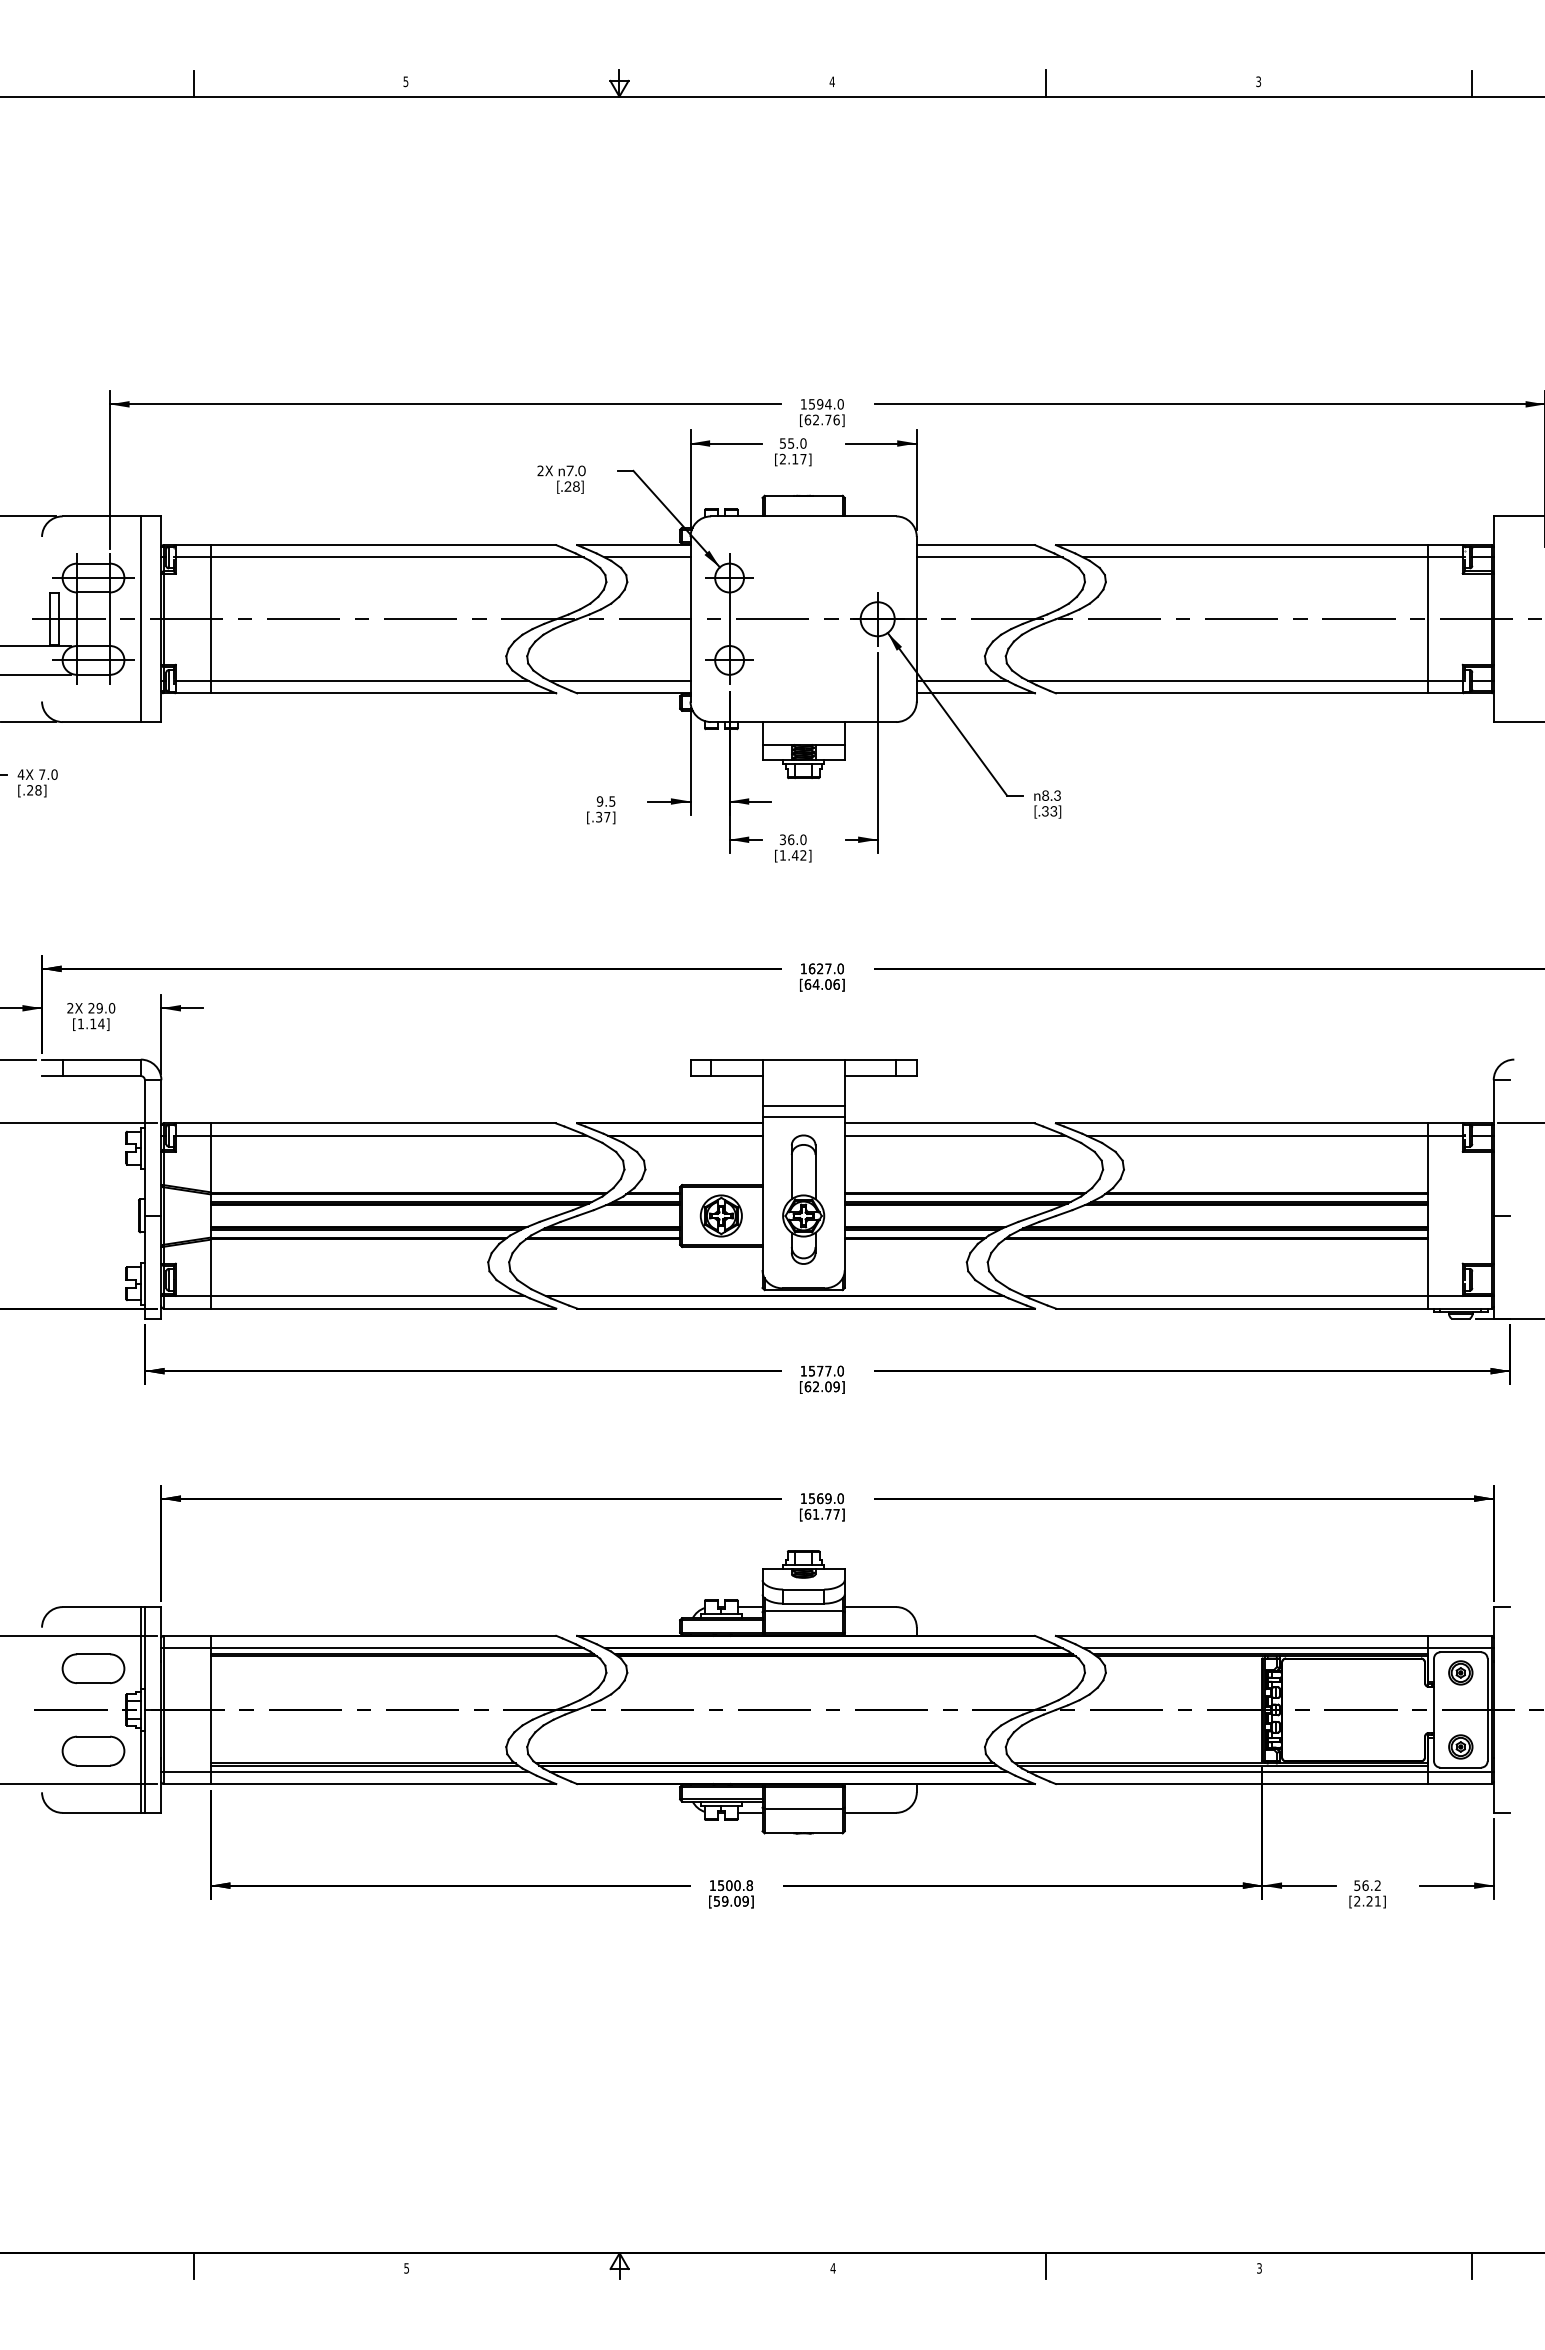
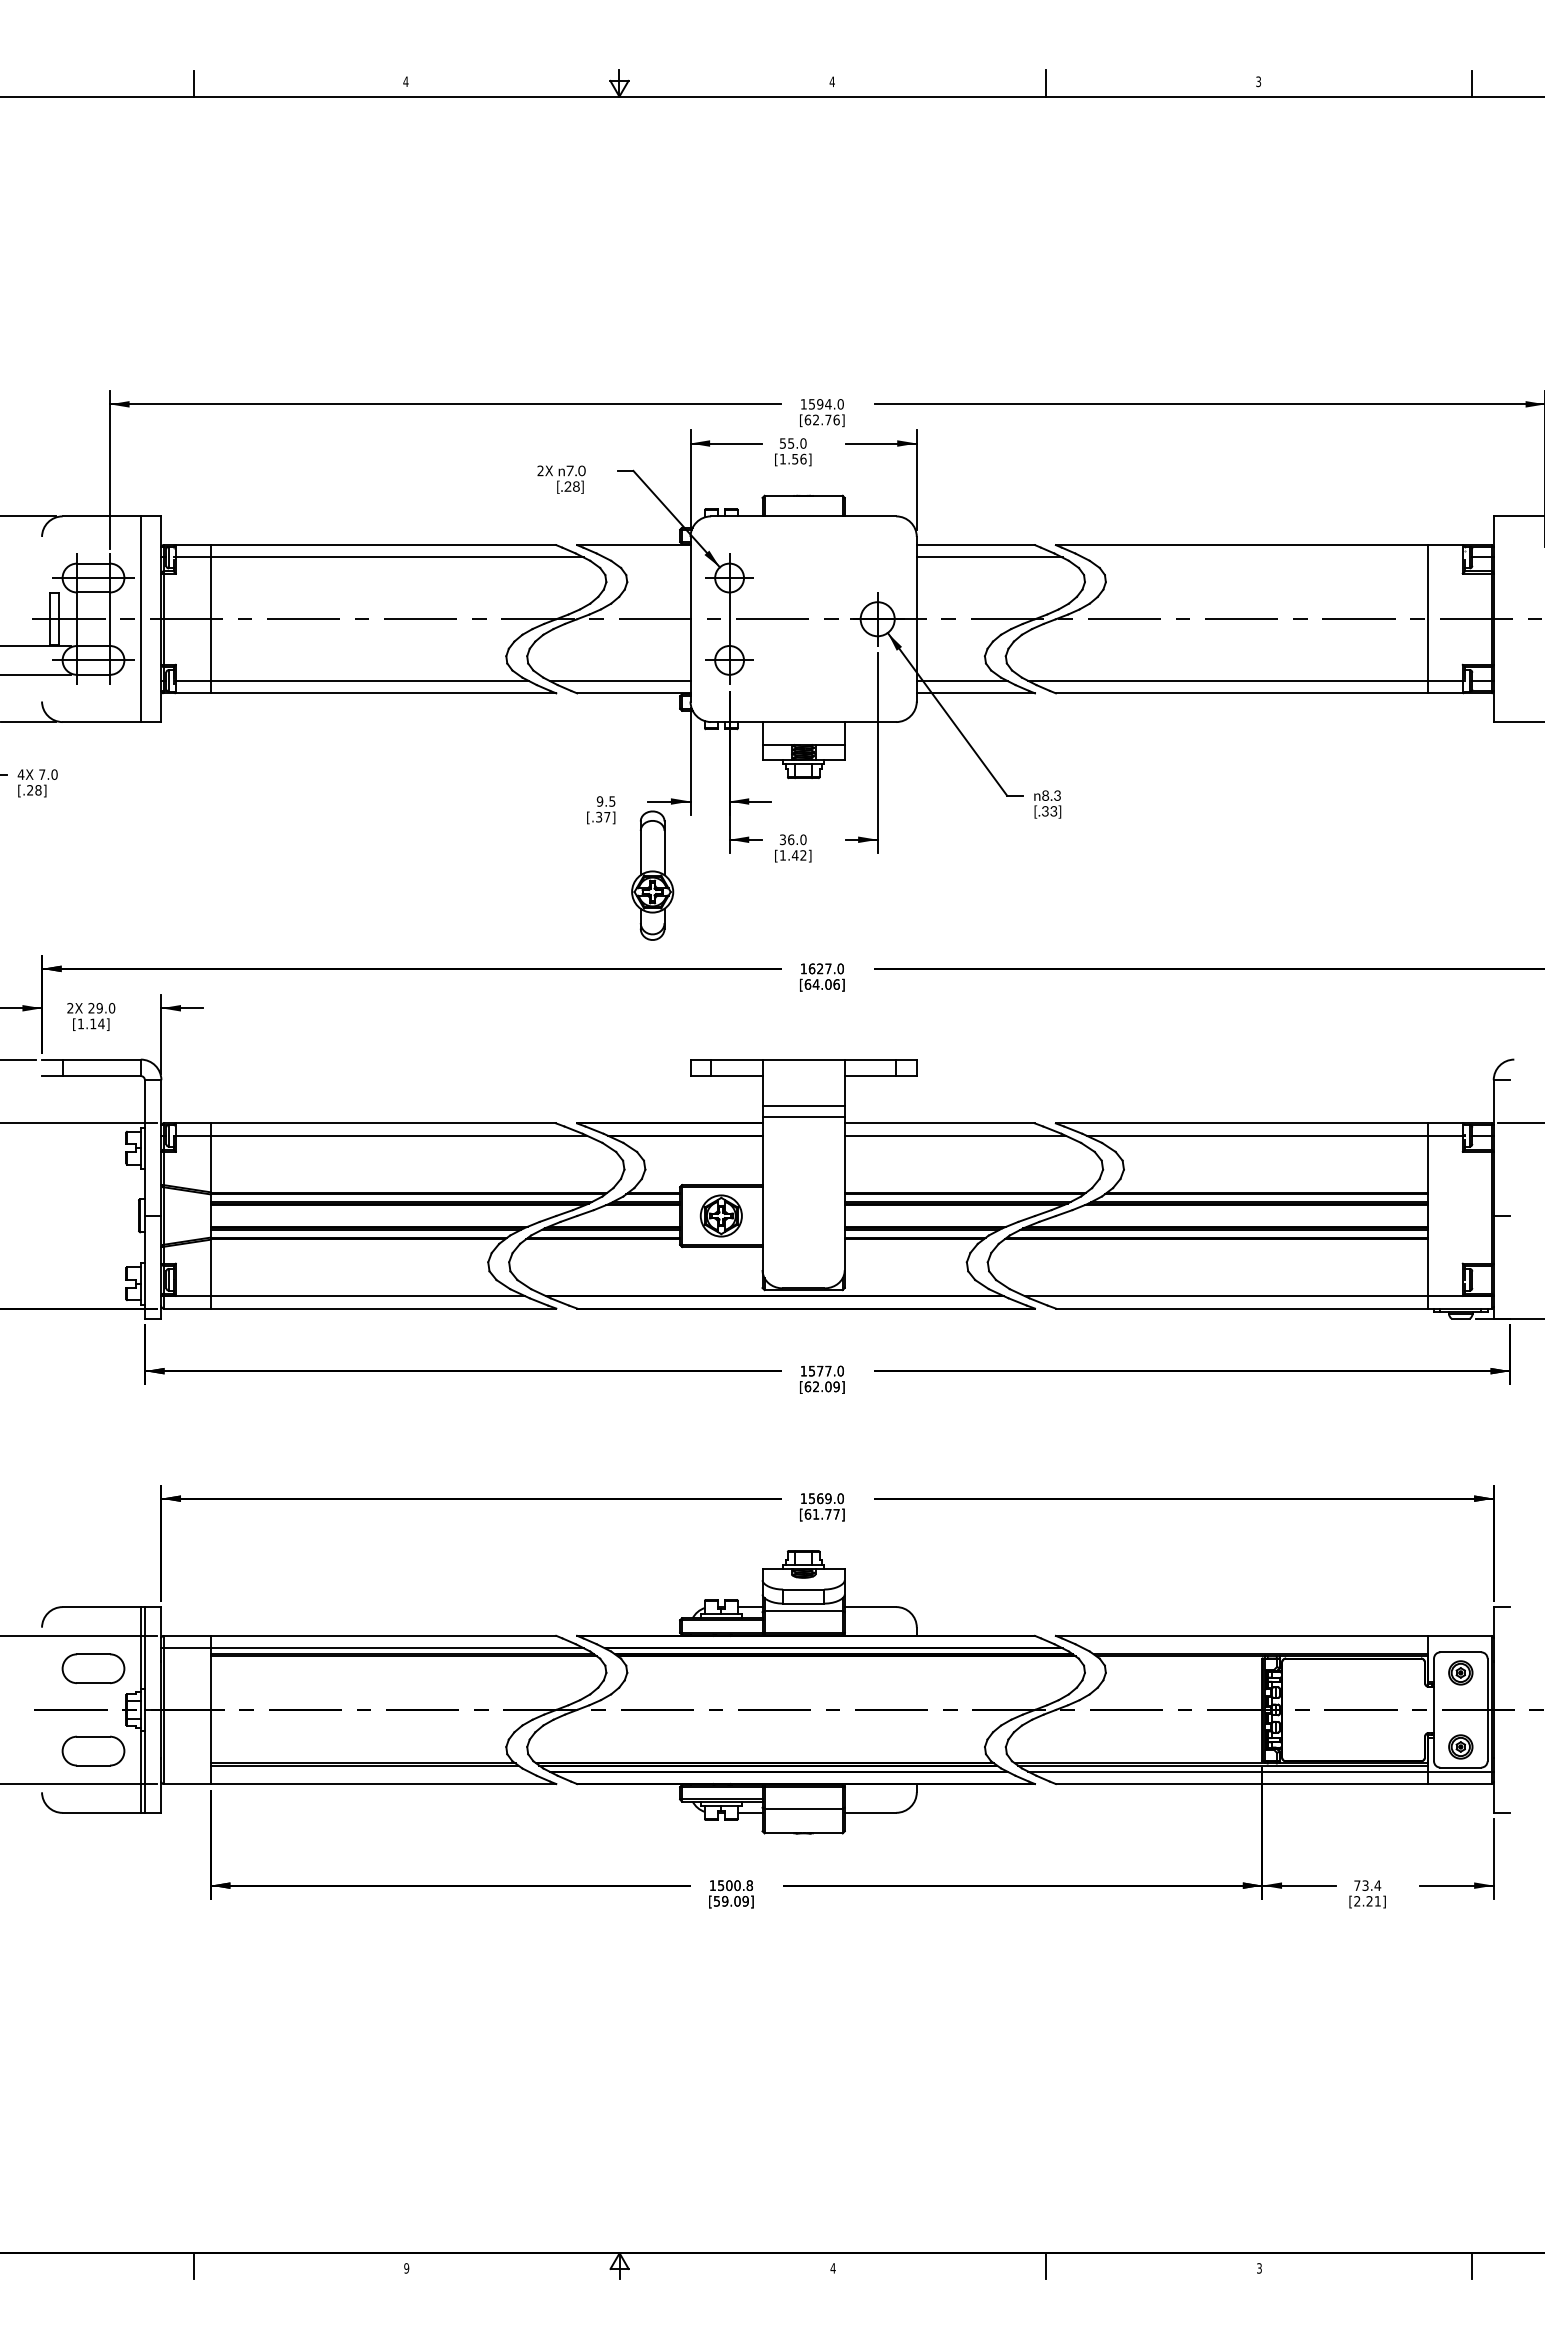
text: 5 -> 4 (405, 81)
text: [2.17] -> [1.56] (792, 458)
line: present -> none (647, 557)
line: present -> none (1273, 557)
part position: (803, 1199) -> (652, 875) (652, 875)
line: present -> none (1288, 1648)
line: present -> none (344, 1771)
text: 56.2 -> 73.4 (1367, 1885)
text: 5 -> 9 (406, 2268)
